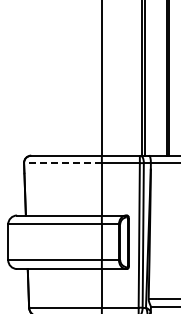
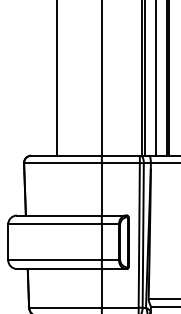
line: none -> present (57, 78)
line: none -> present (155, 78)
line: dashed -> solid (62, 163)
